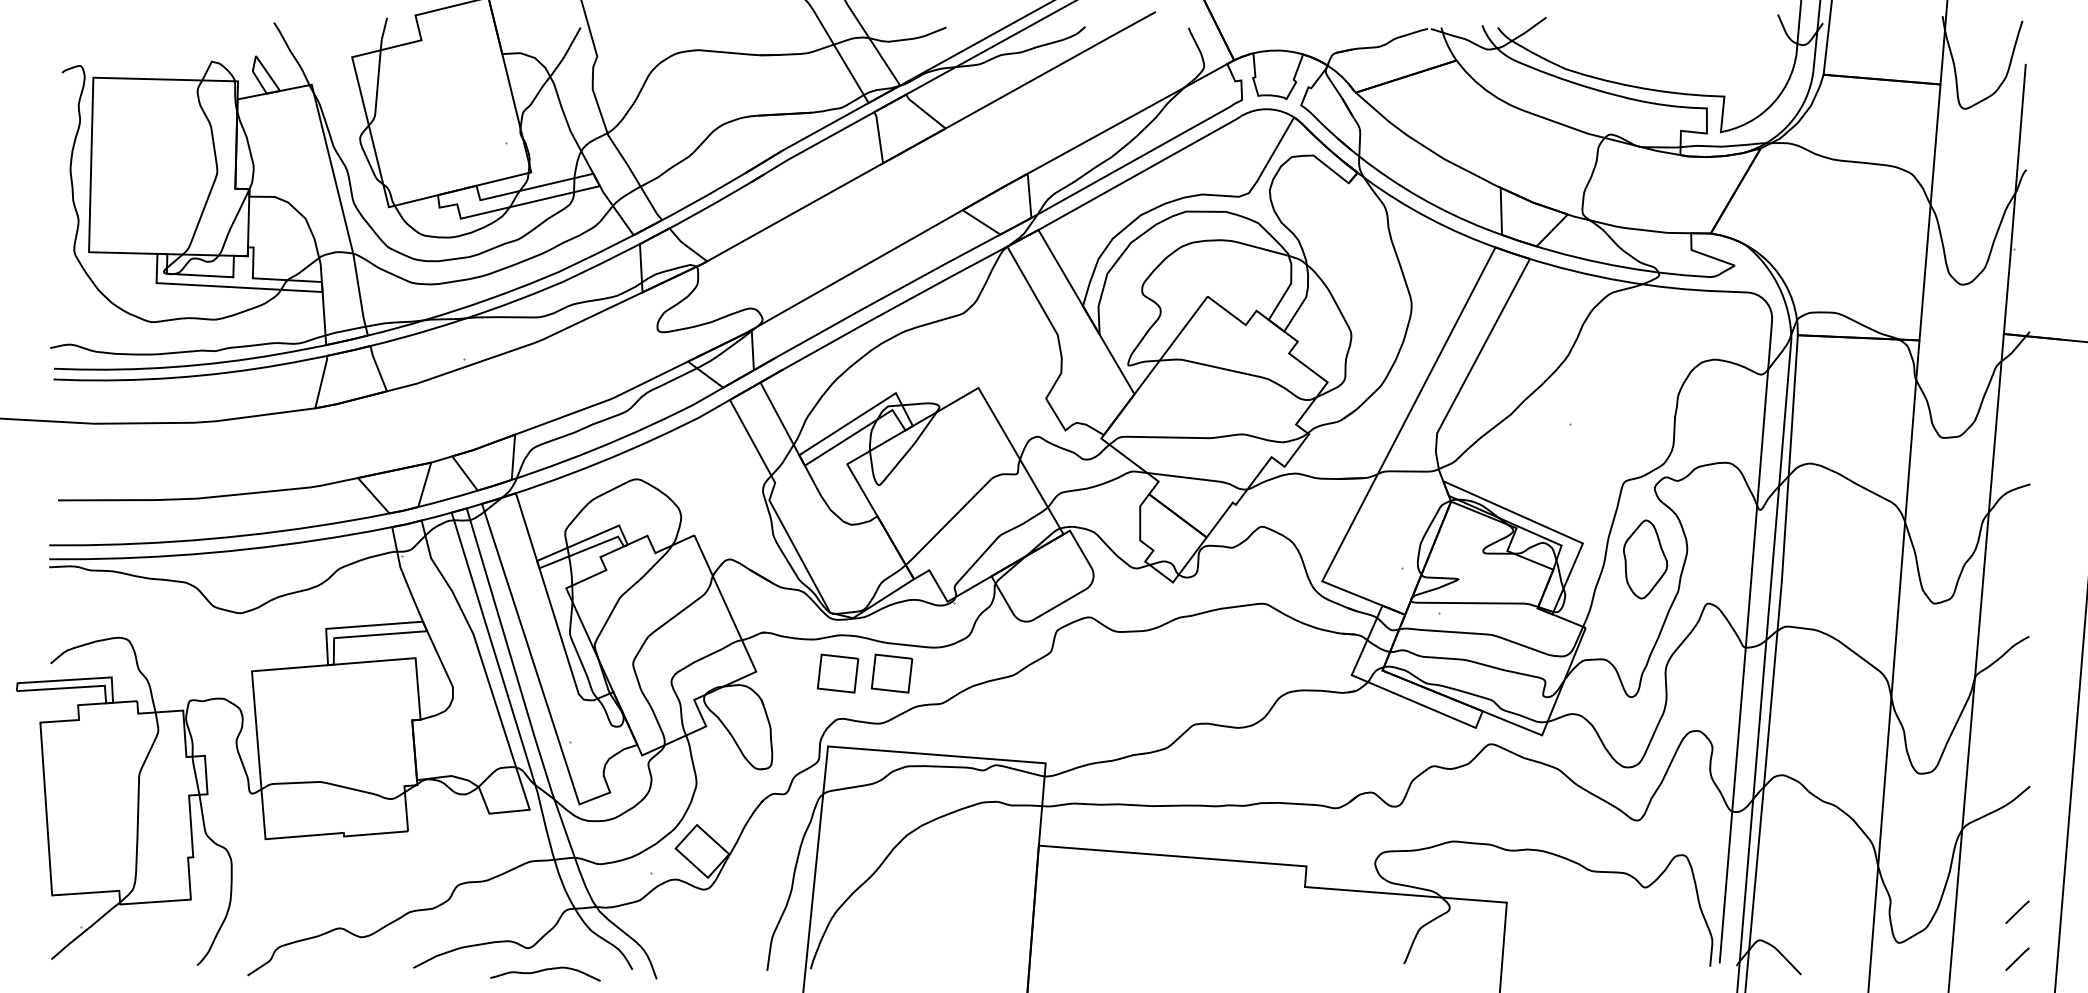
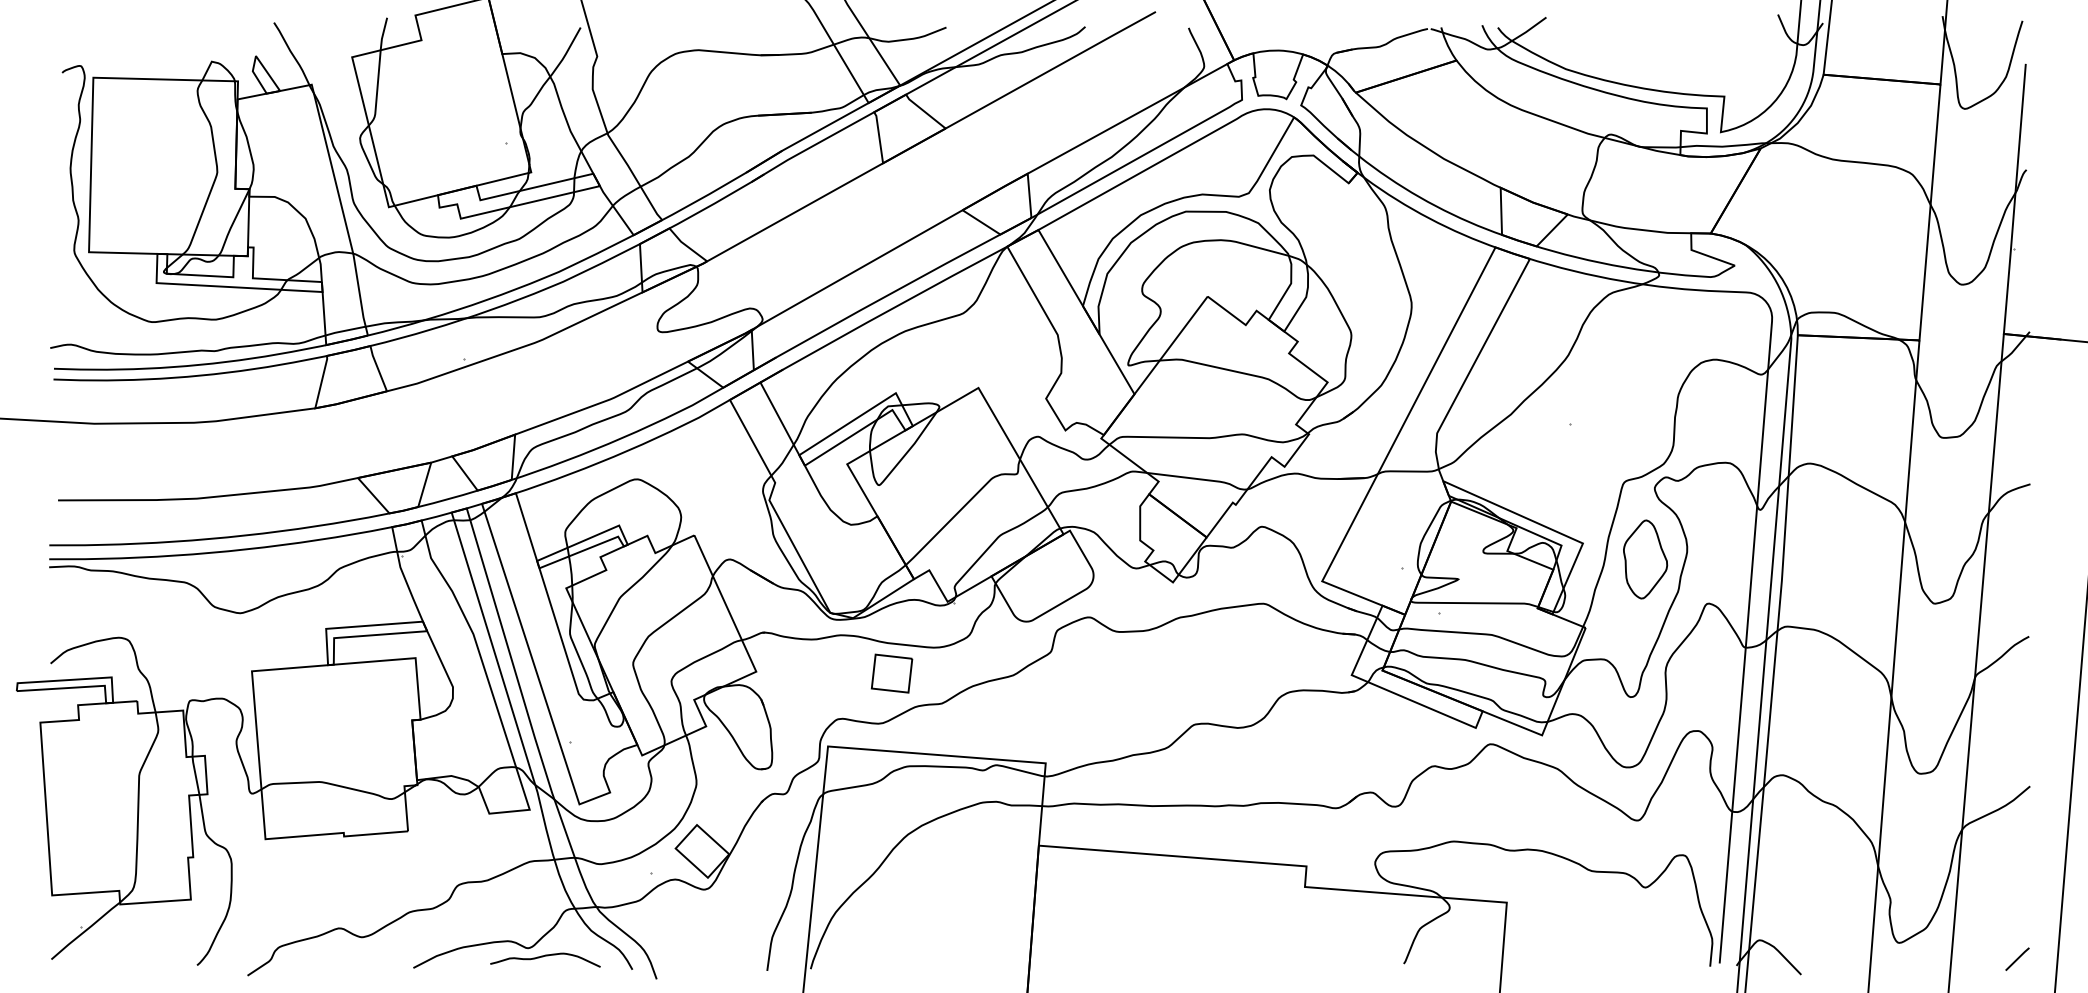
part: present -> none (837, 673)
line: present -> none (2017, 911)
curve position: (543, 971) -> (543, 957) (543, 957)
